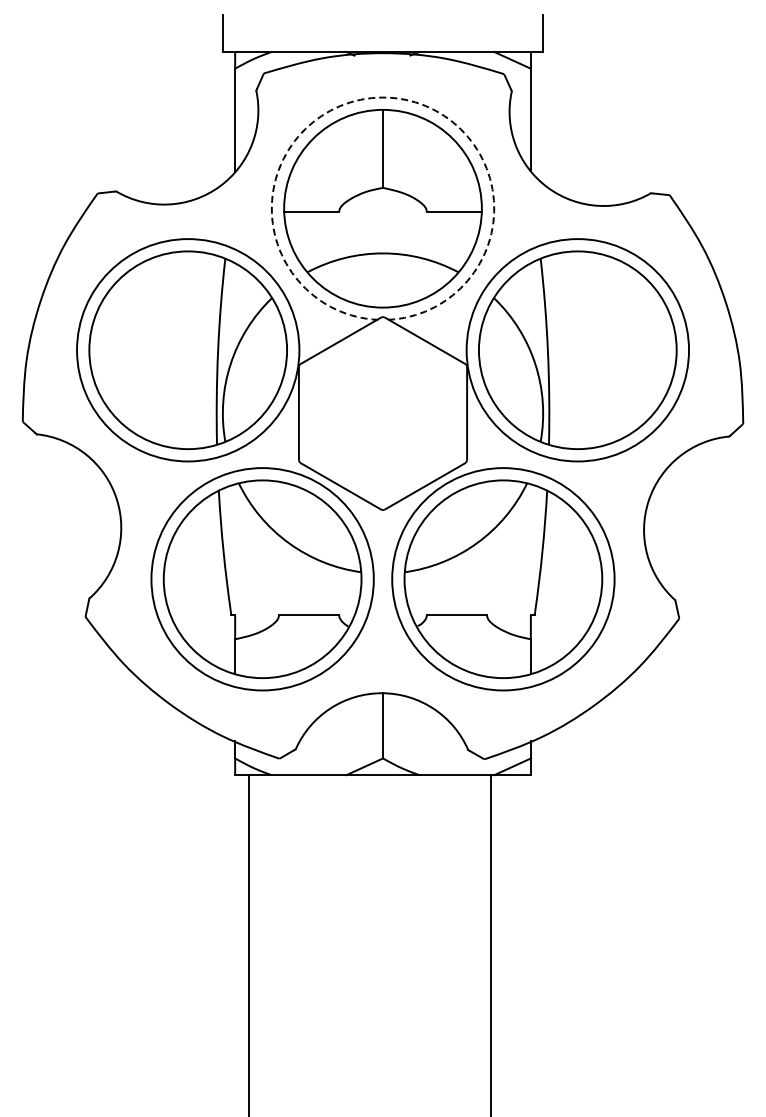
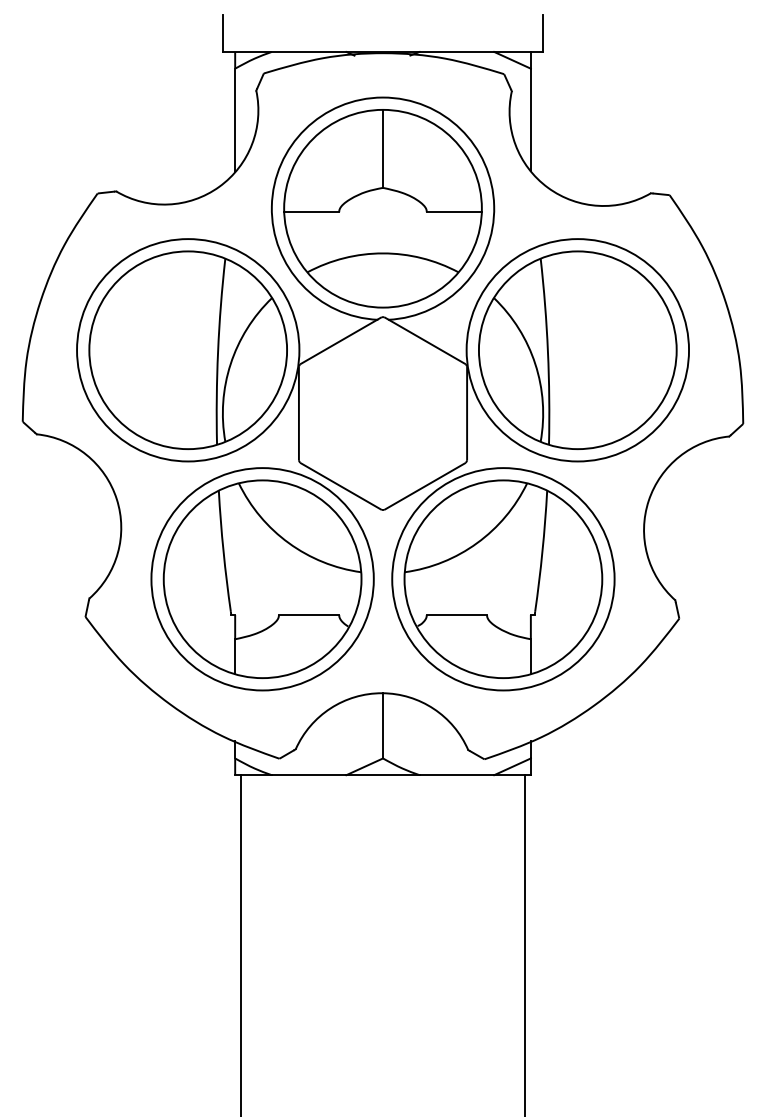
arc: dashed -> solid (382, 97)
line position: (249, 944) -> (241, 944) (241, 944)
line position: (490, 944) -> (524, 944) (524, 944)
